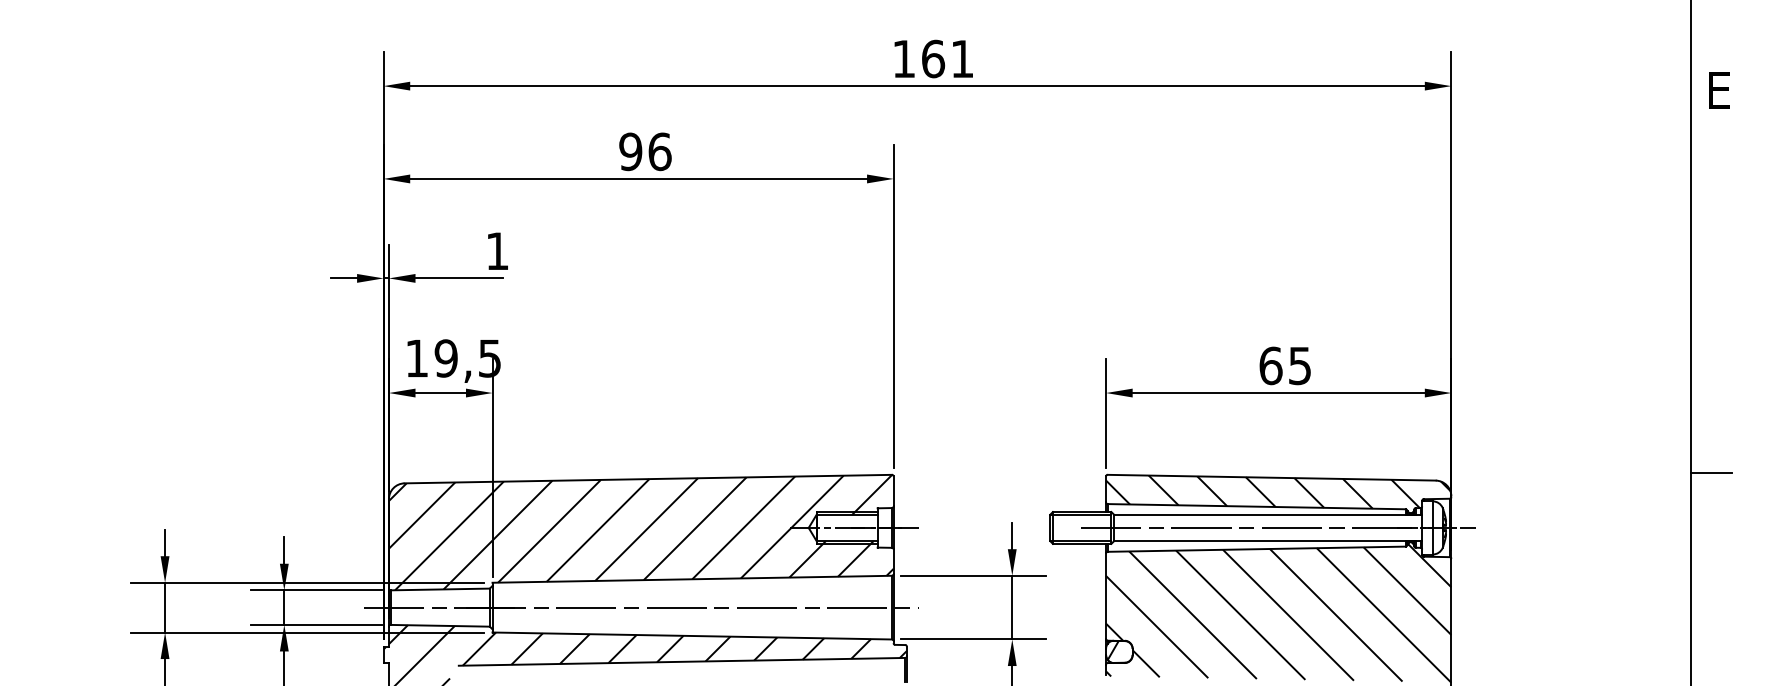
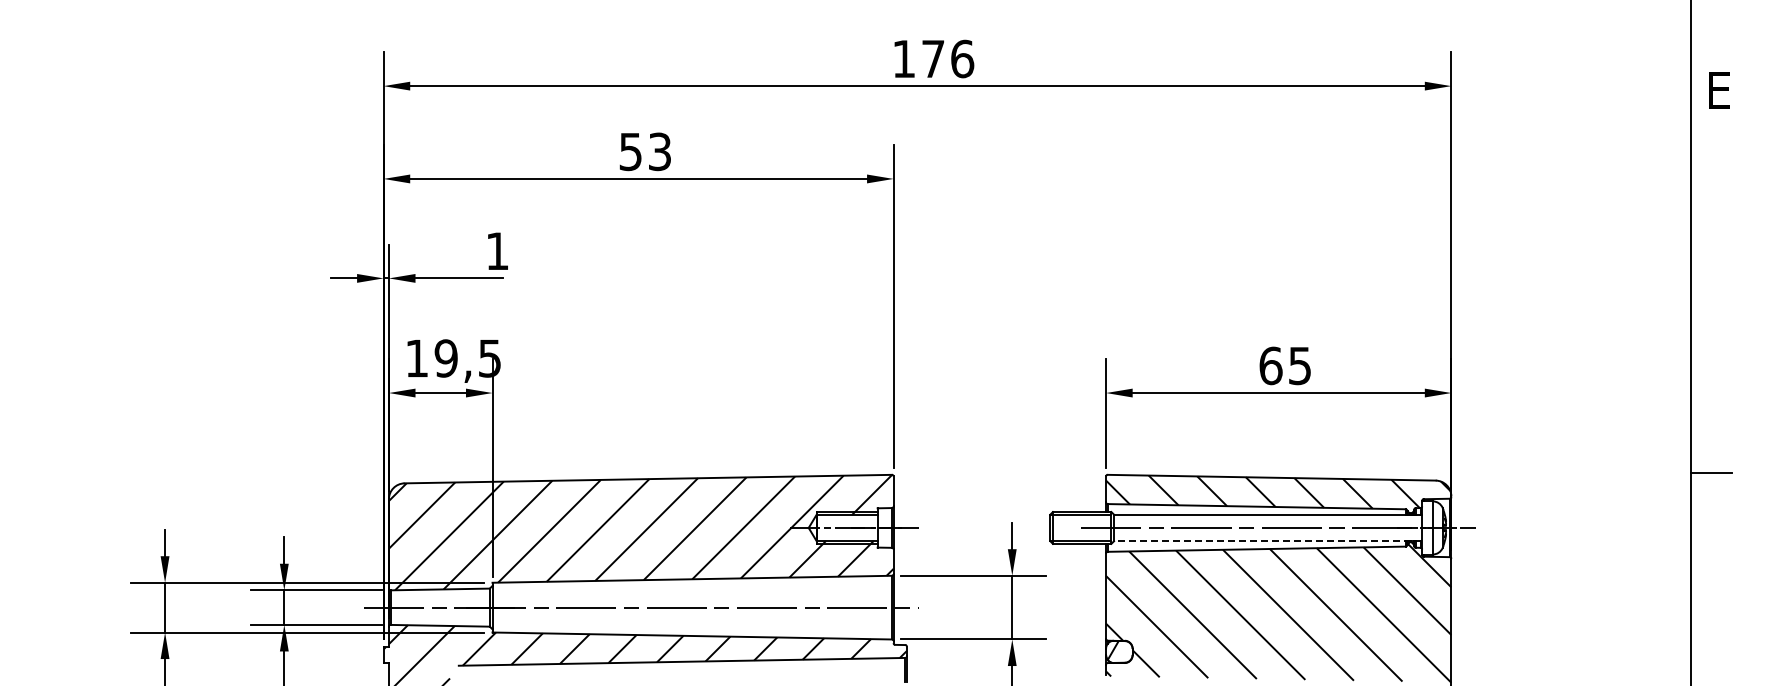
text: 161 -> 176 (948, 58)
text: 96 -> 53 (645, 151)
line: solid -> dashed (1267, 541)
